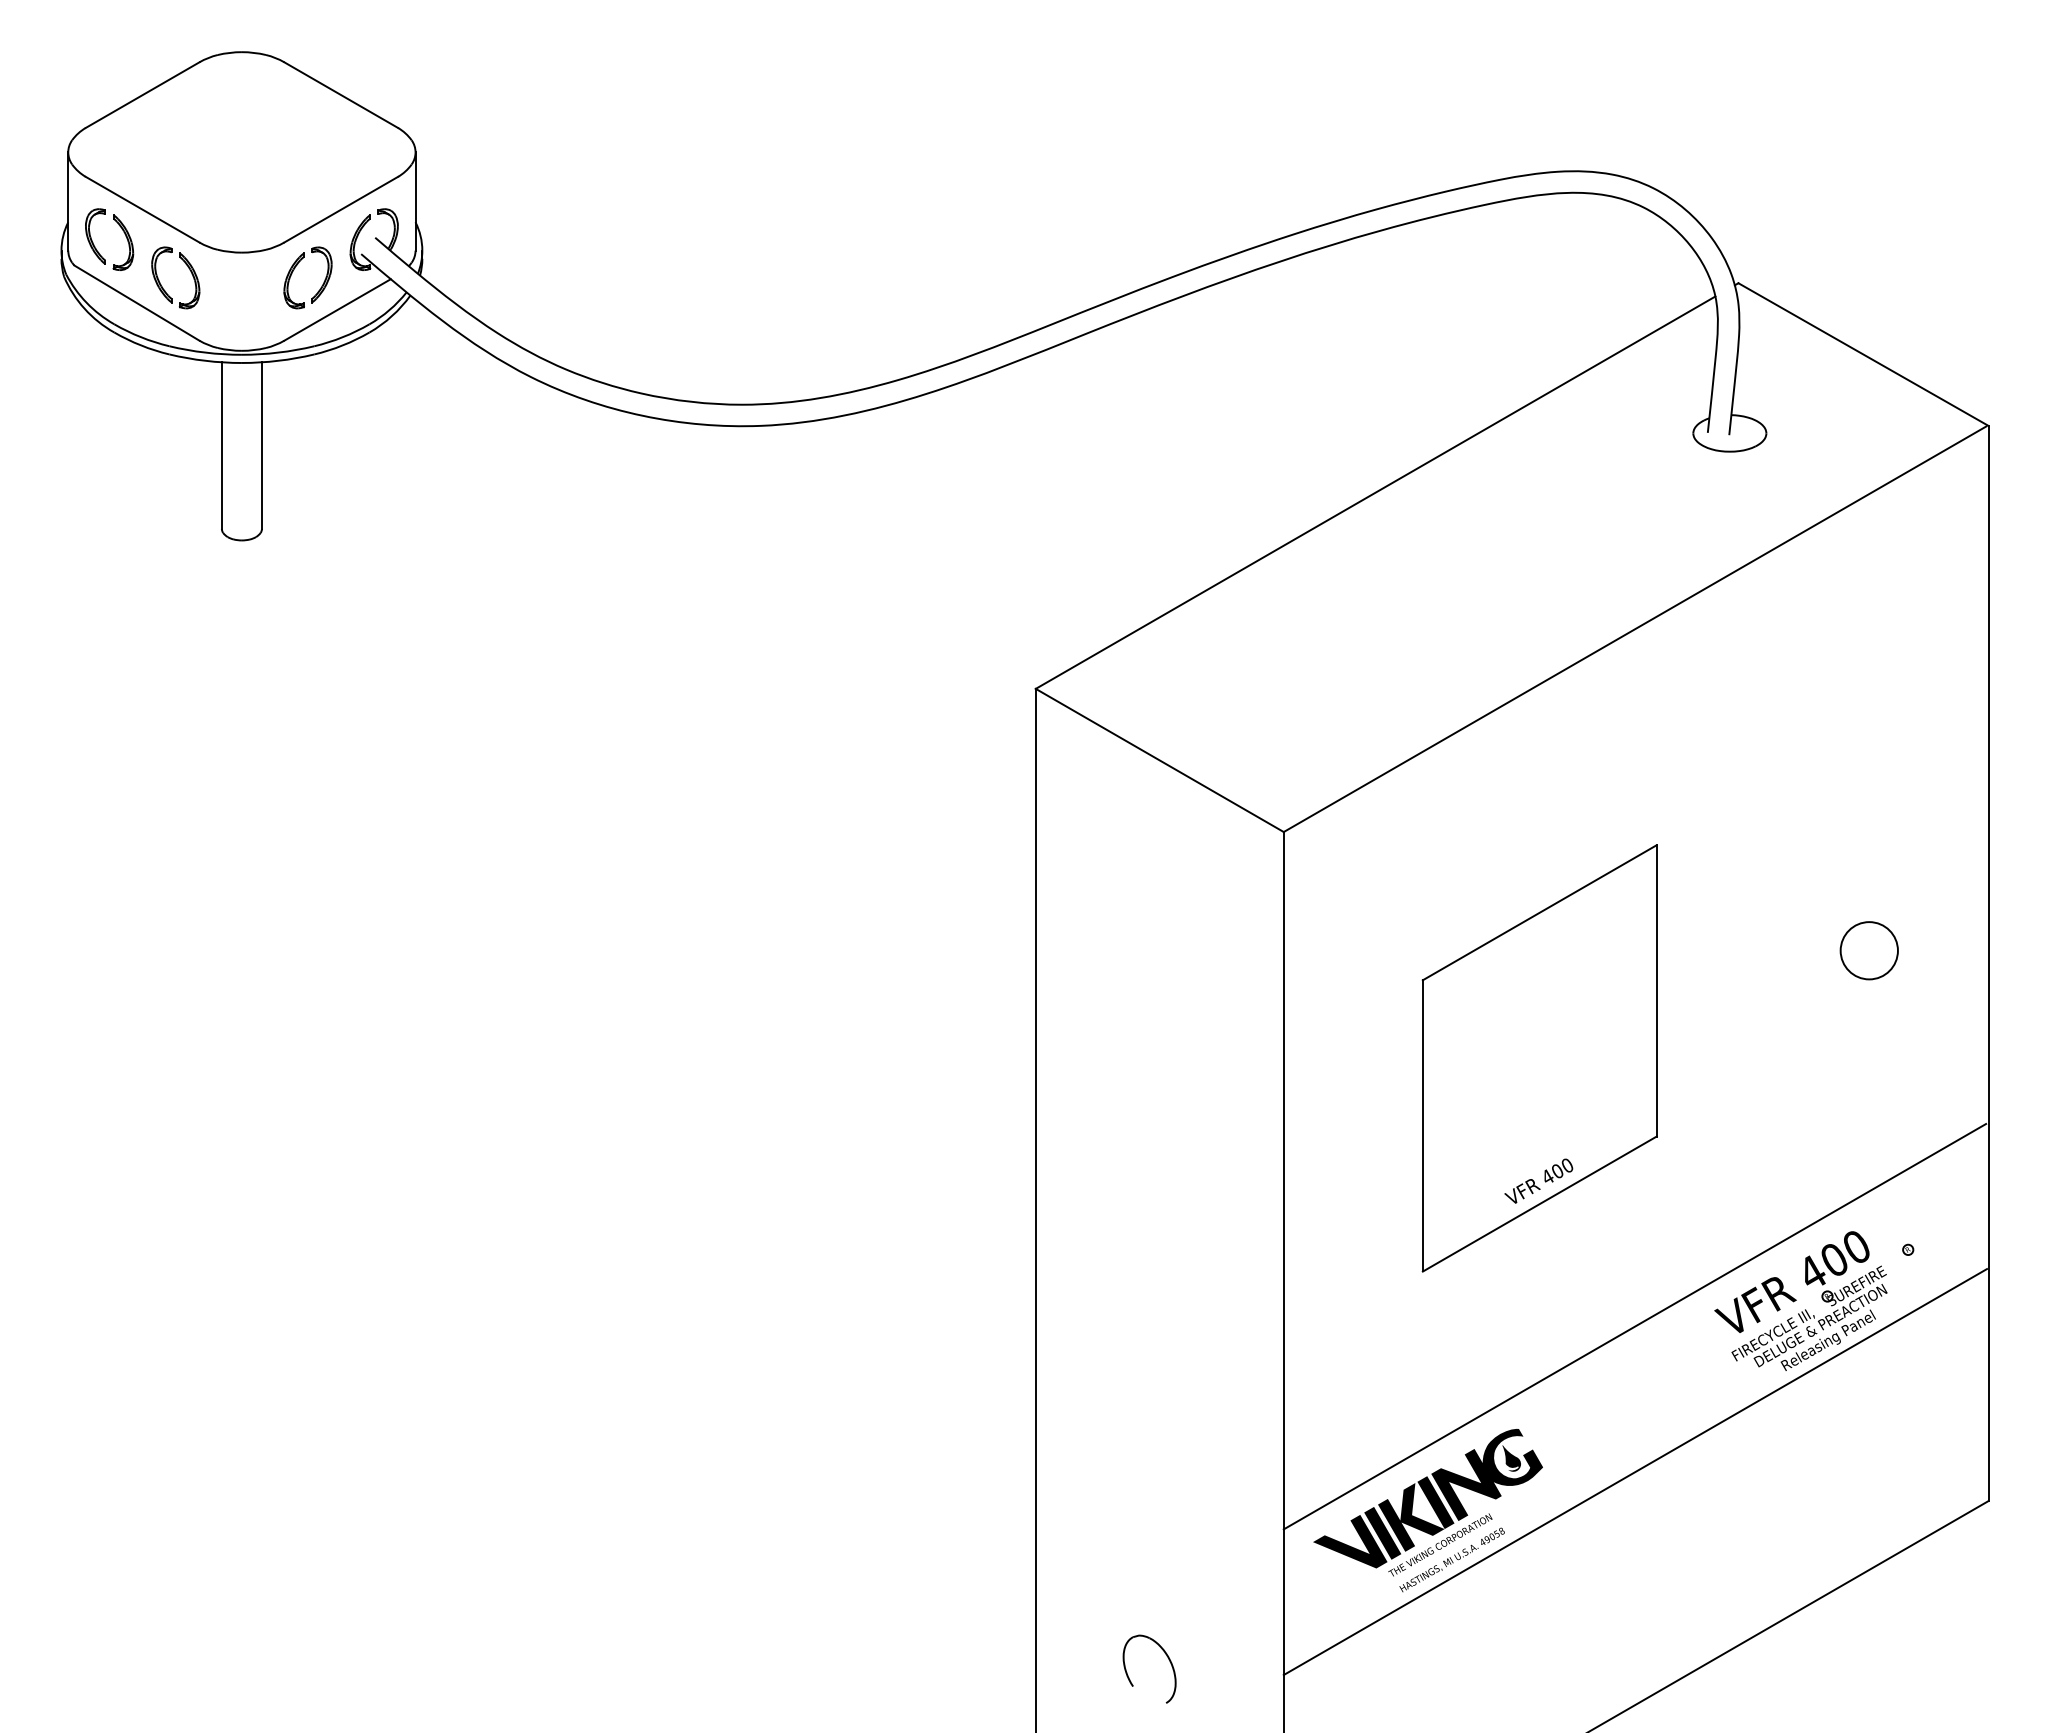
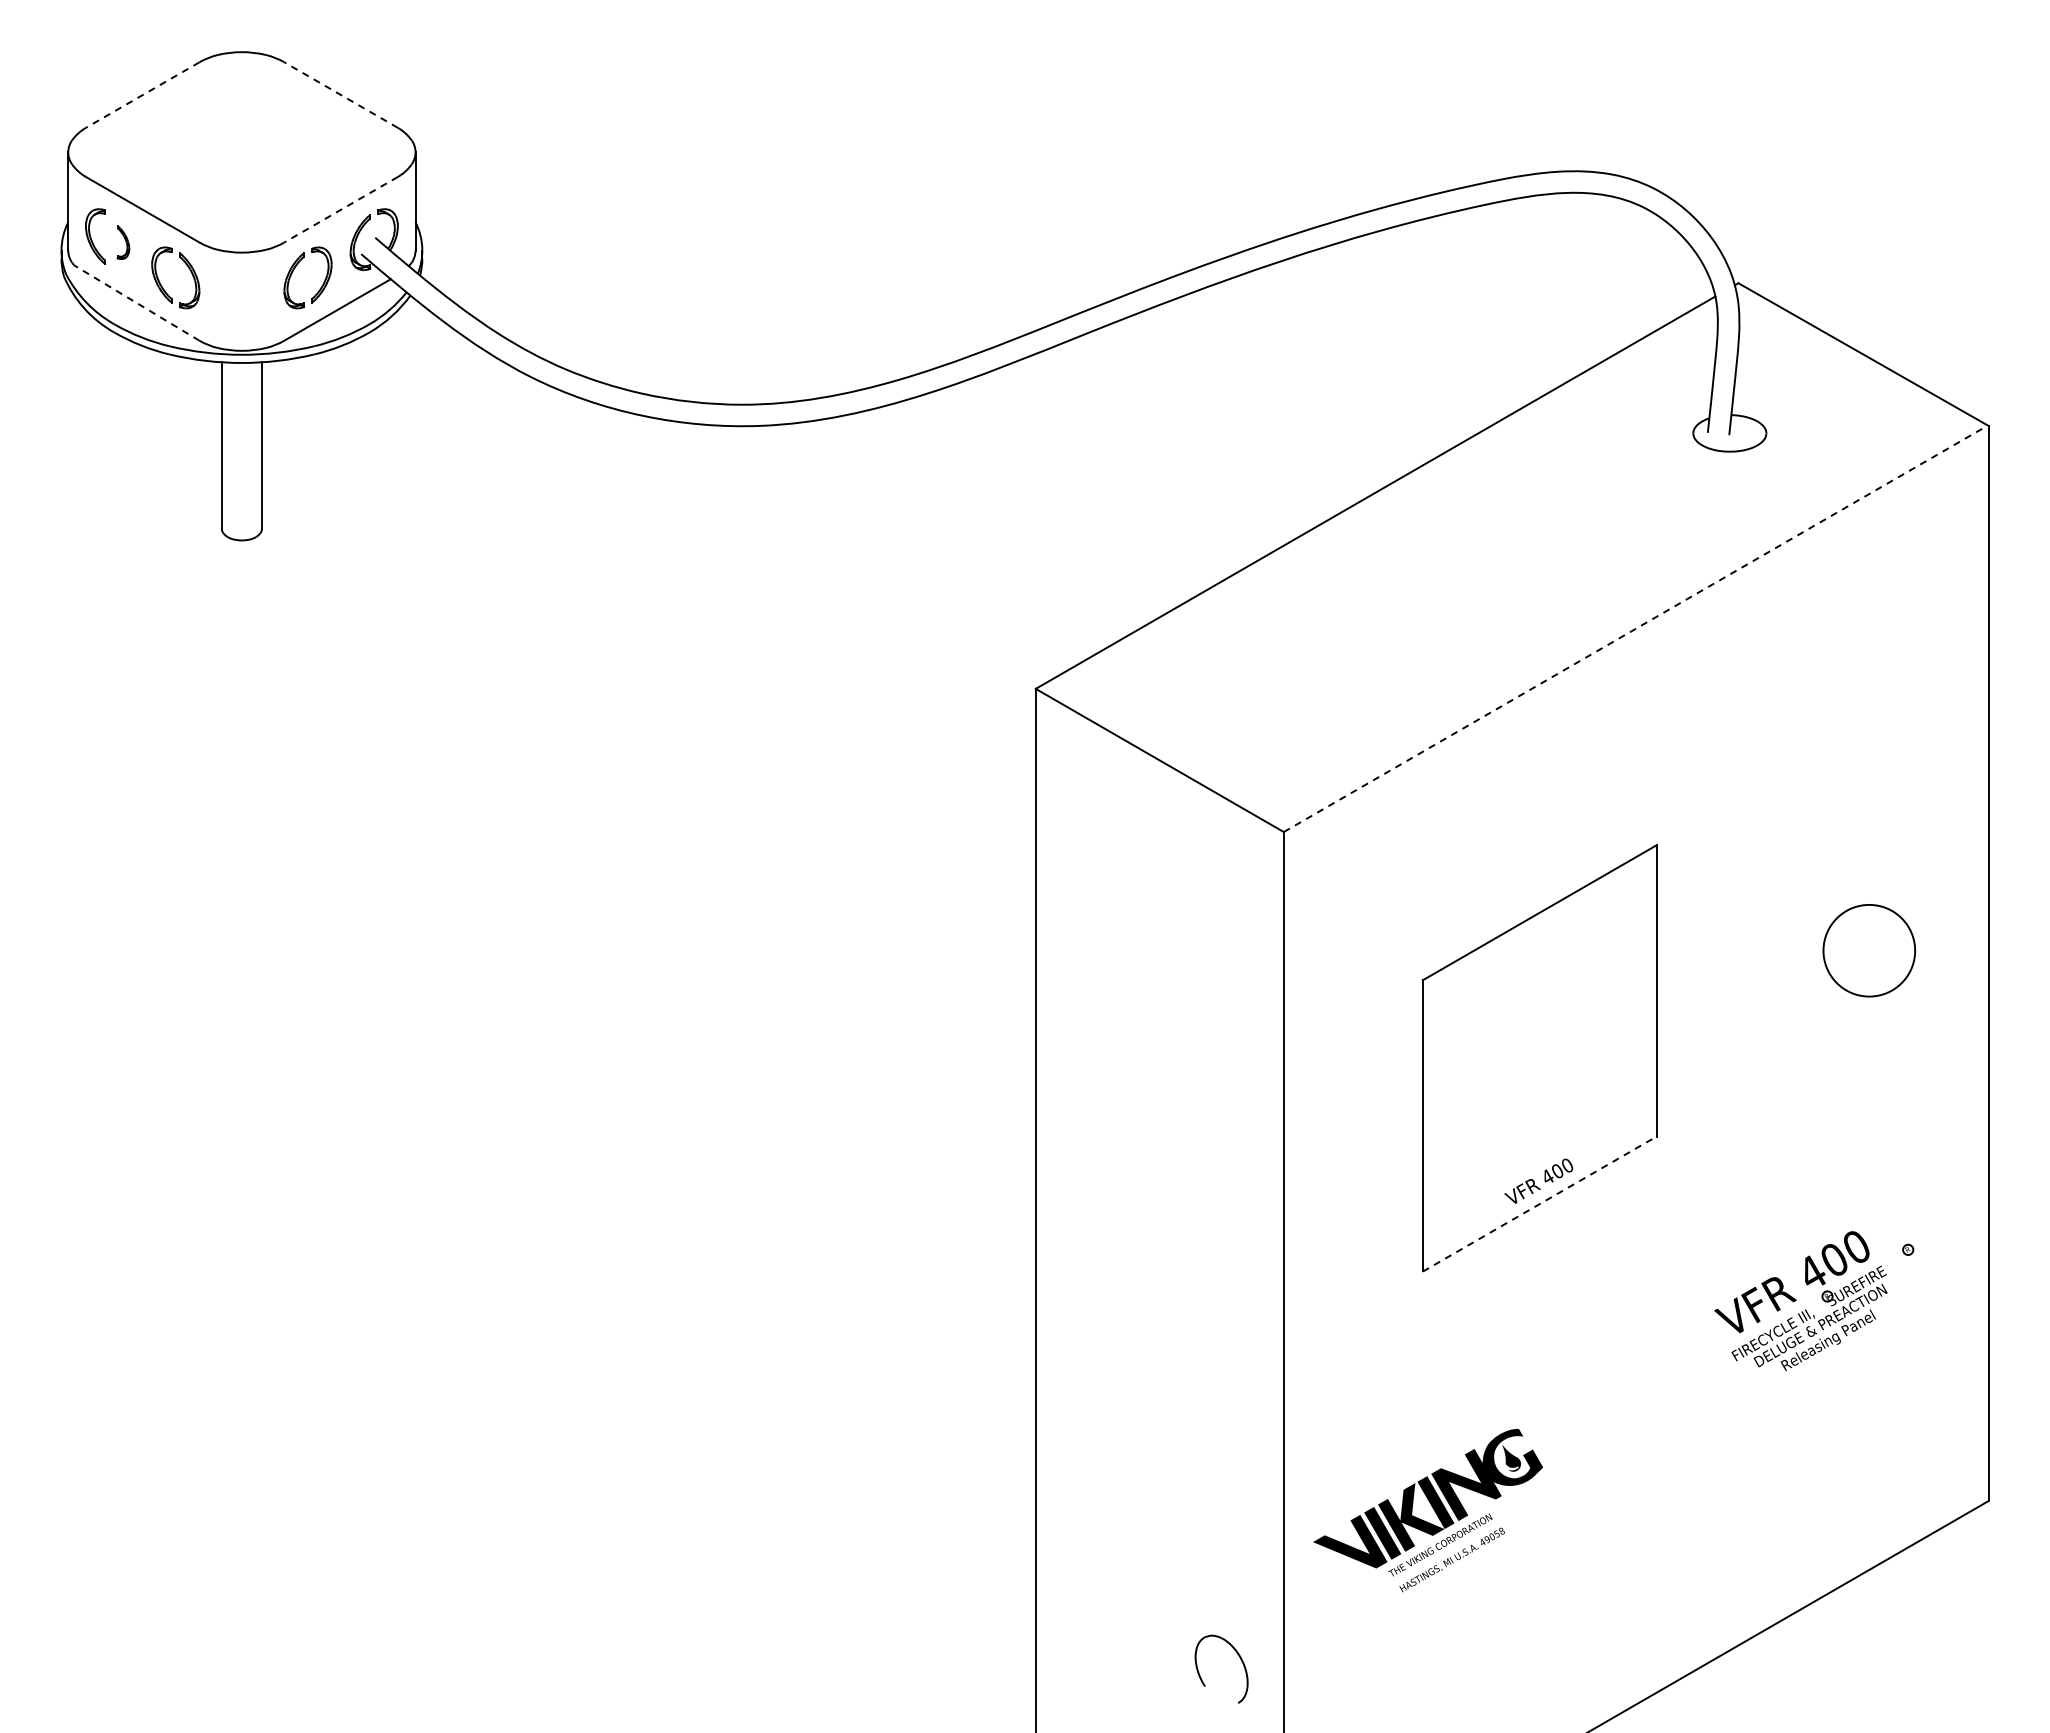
line: solid -> dashed (142, 95)
line: solid -> dashed (341, 95)
line: solid -> dashed (341, 209)
part size: 23x57 px -> 15x35 px (123, 242)
line: solid -> dashed (136, 303)
line: solid -> dashed (1635, 629)
circle diameter: 57 px -> 92 px (1869, 950)
line: solid -> dashed (1540, 1203)
line: present -> none (1634, 1326)
line: present -> none (1635, 1472)
part position: (1166, 1656) -> (1238, 1656) (1238, 1656)
